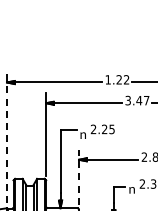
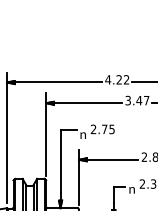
text: 1.22 -> 4.22 (108, 79)
text: 2.25 -> 2.75 (104, 129)
line: dashed -> solid (7, 137)
line: dashed -> solid (79, 176)
